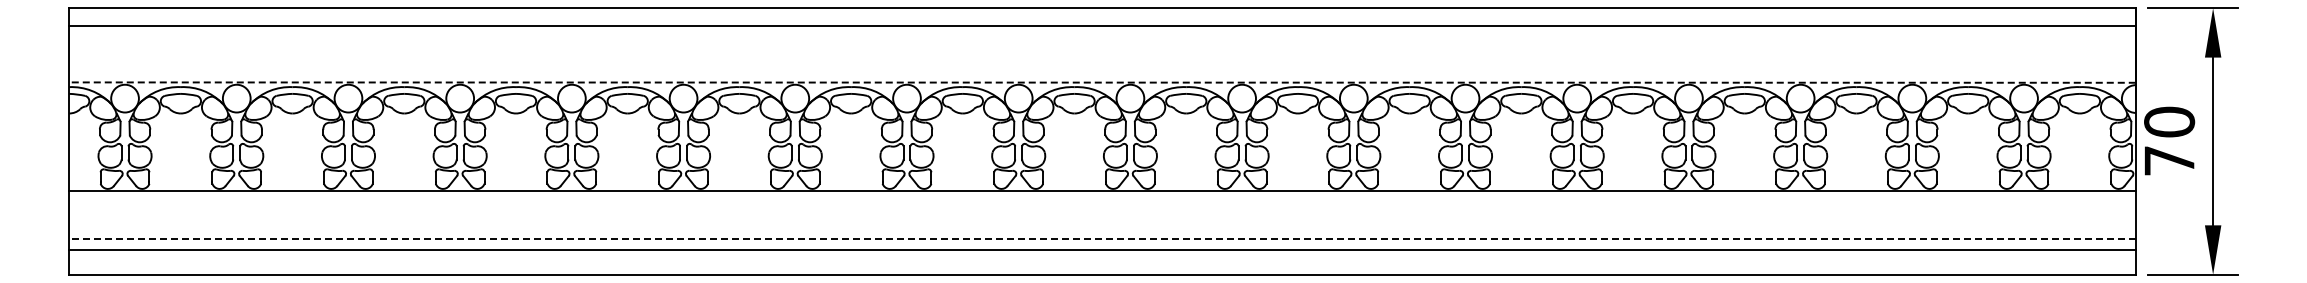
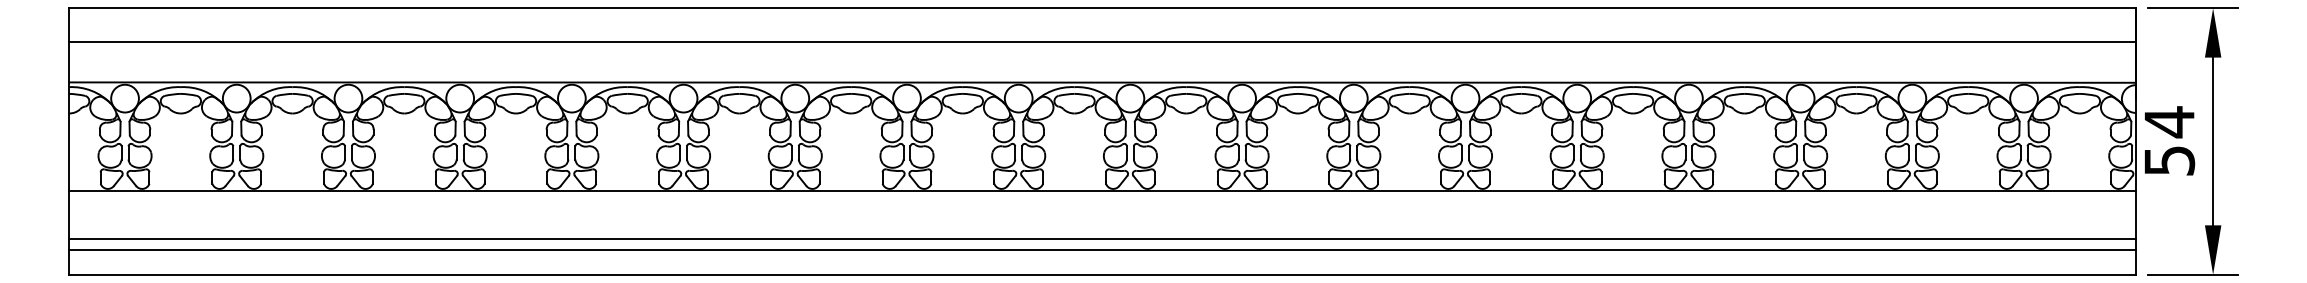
line position: (1102, 25) -> (1102, 41) (1102, 41)
line: dashed -> solid (1101, 82)
text: 70 -> 54 (2169, 140)
line: dashed -> solid (1101, 238)
